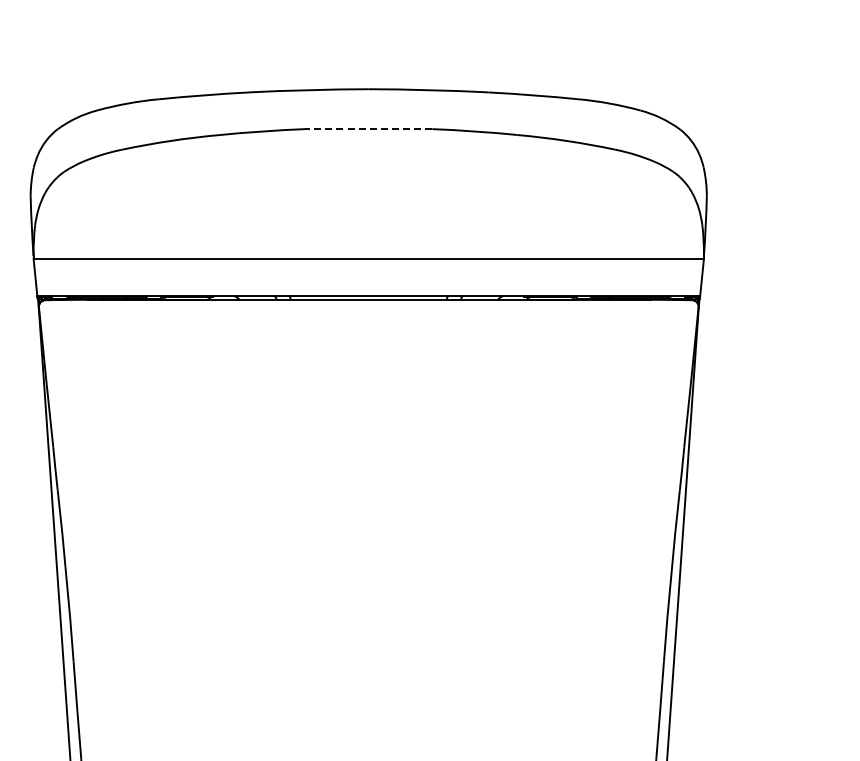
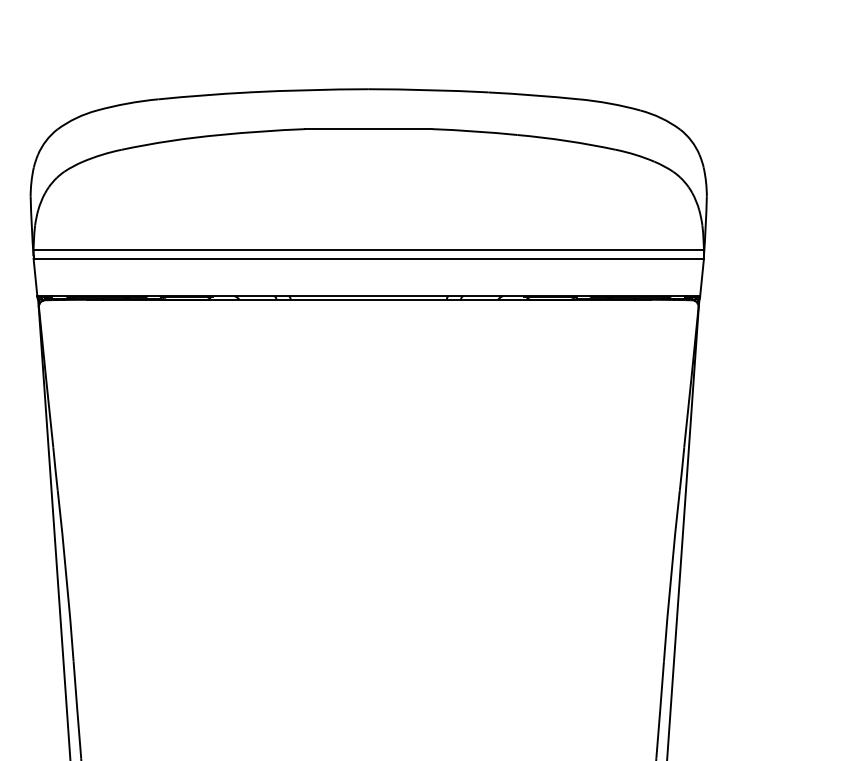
line: dashed -> solid (368, 129)
line: none -> present (368, 249)
